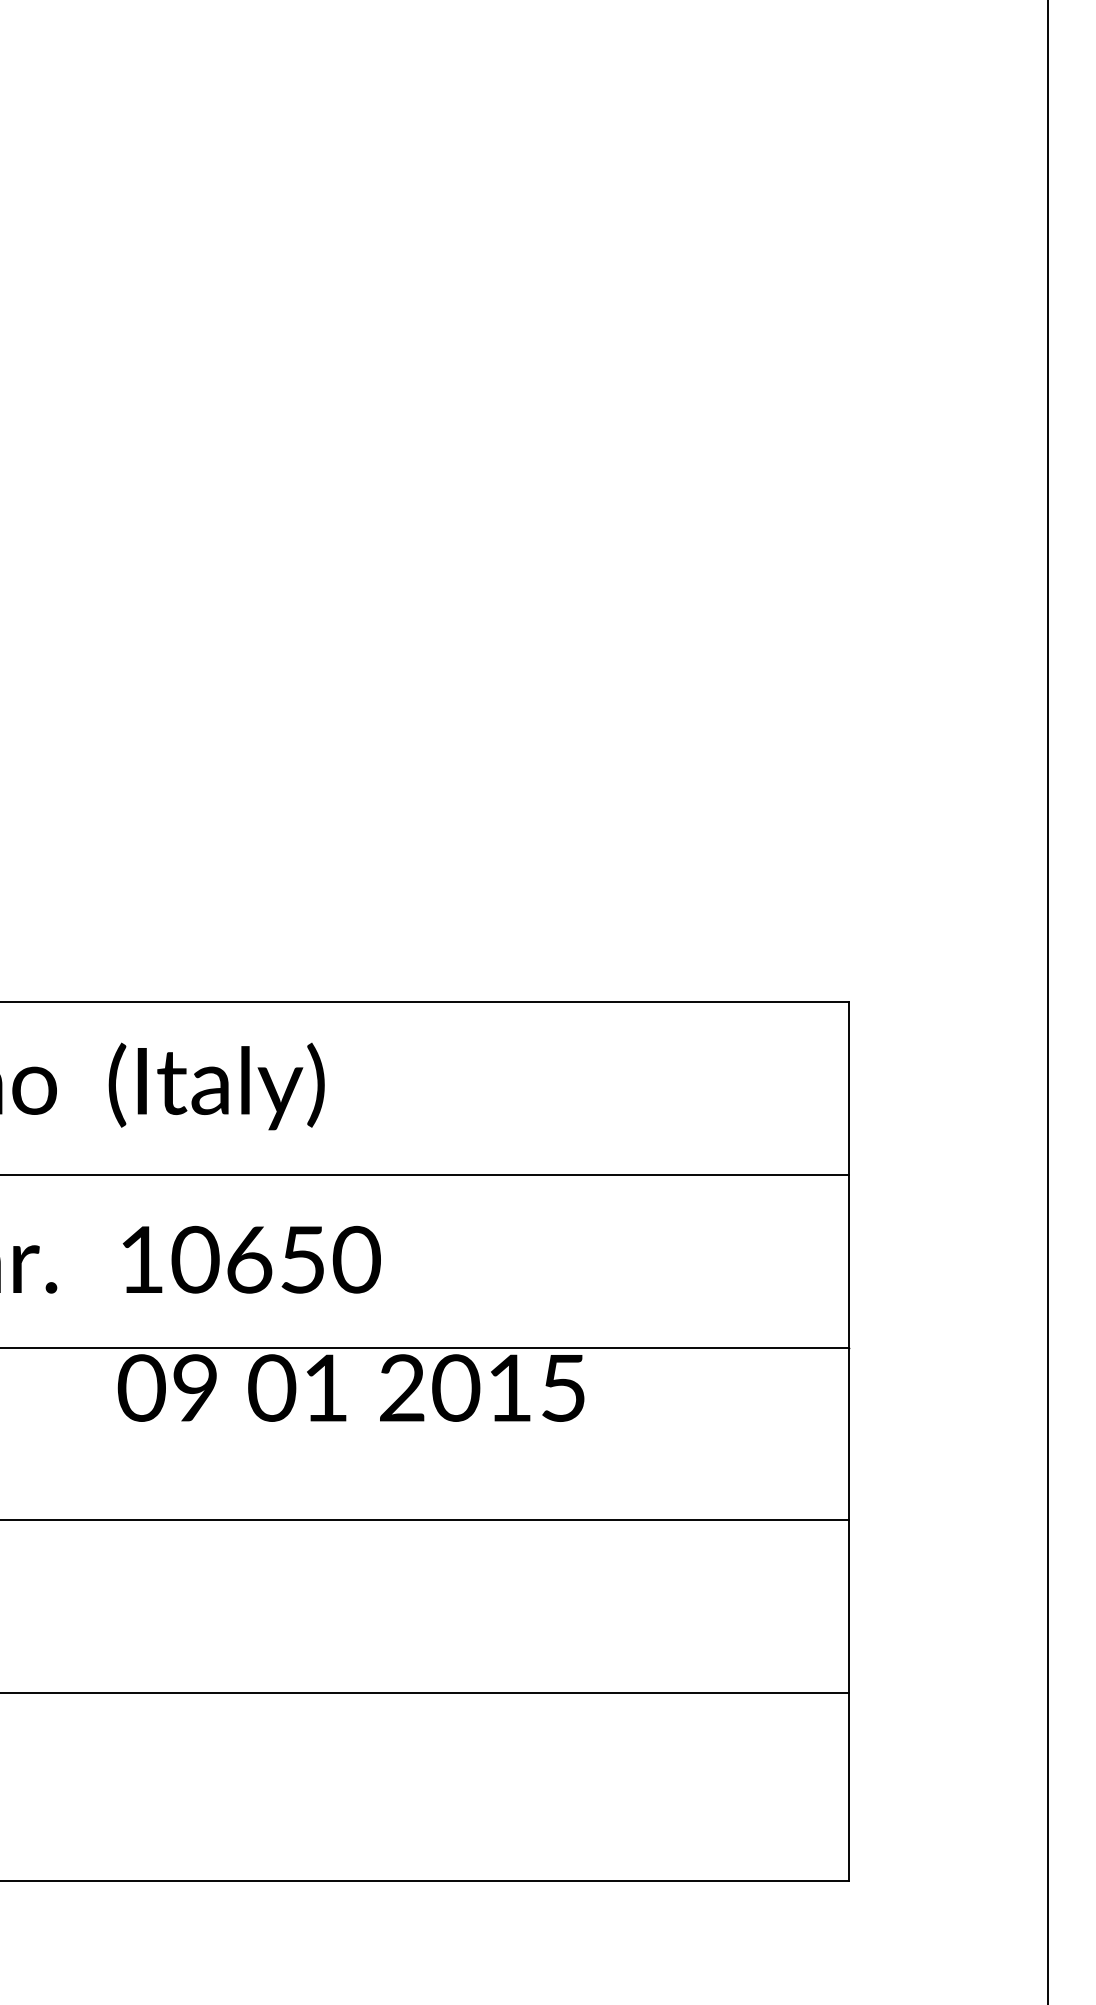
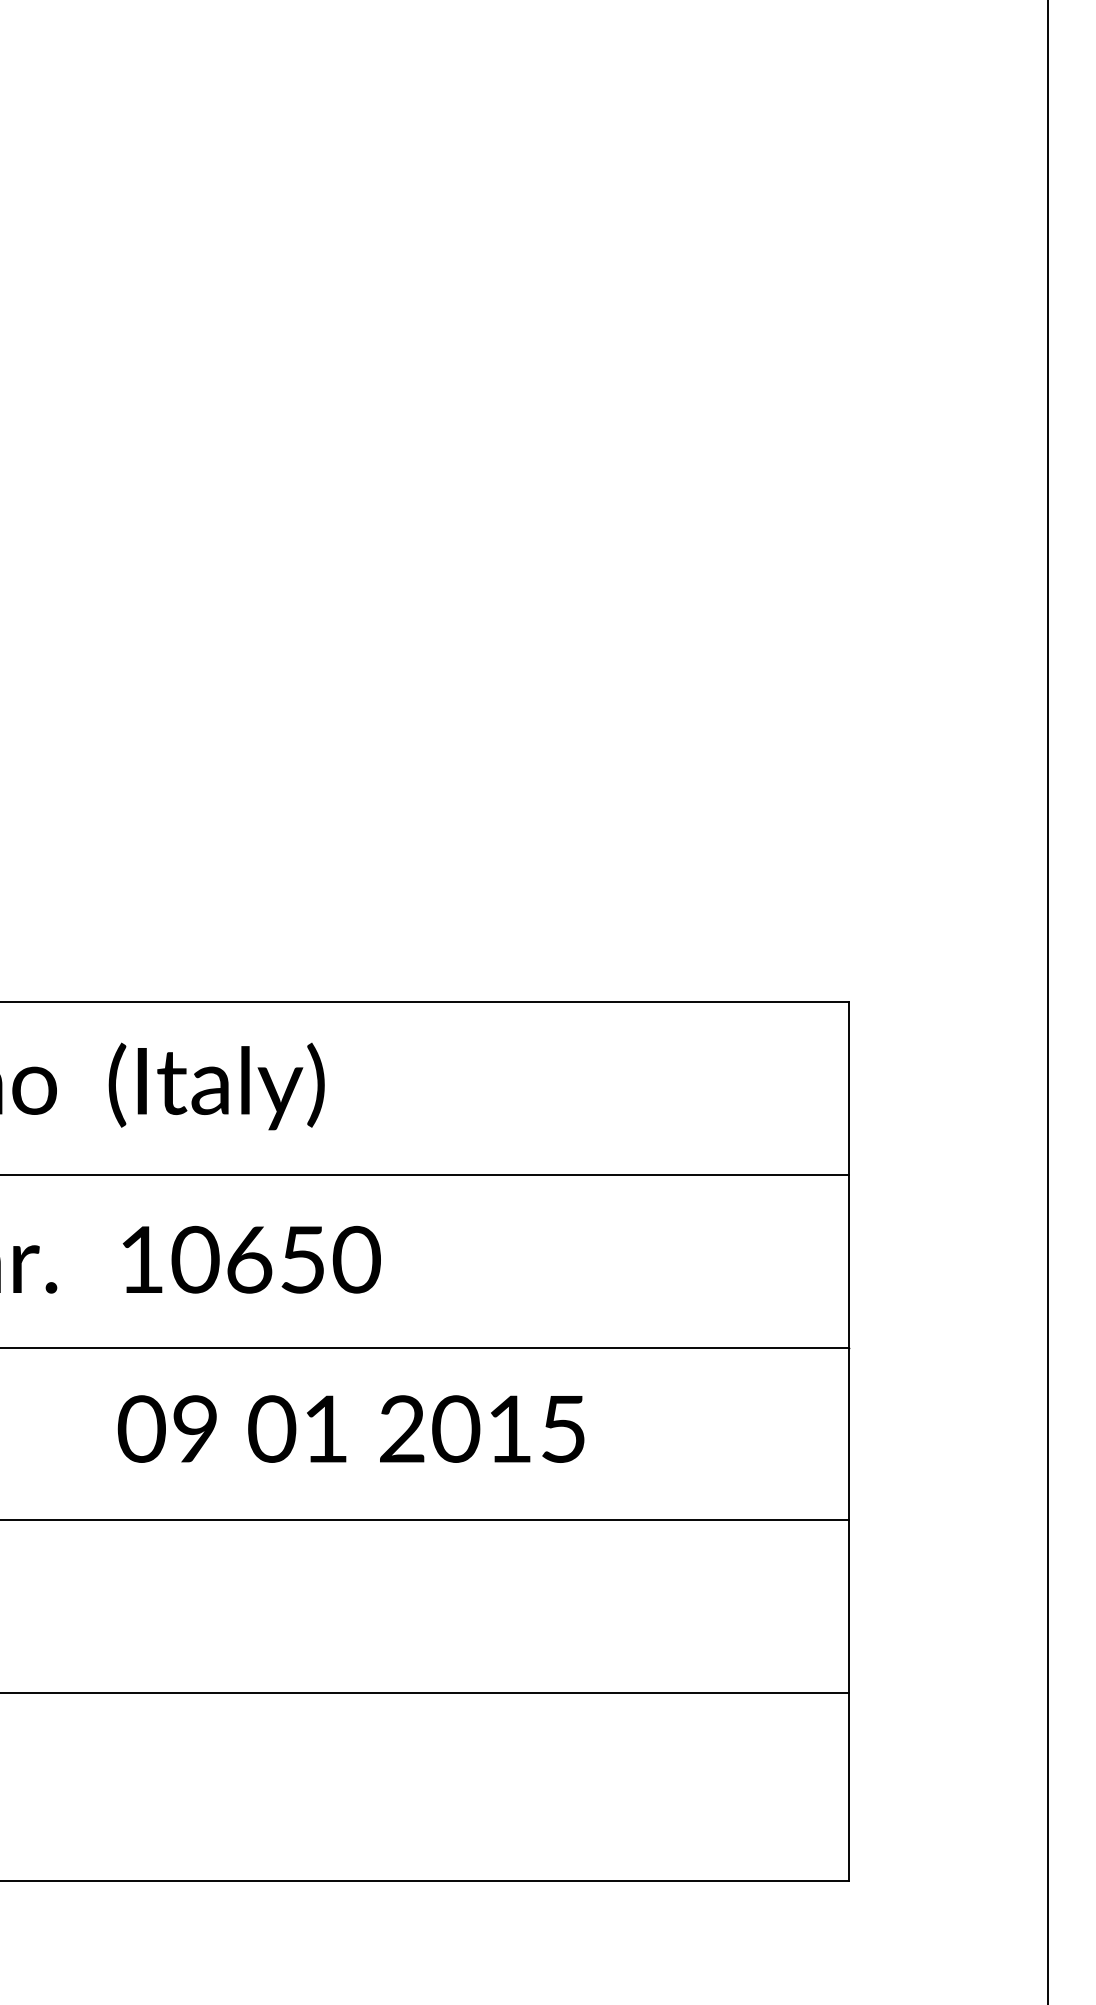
text position: (350, 1387) -> (350, 1428) (350, 1428)
